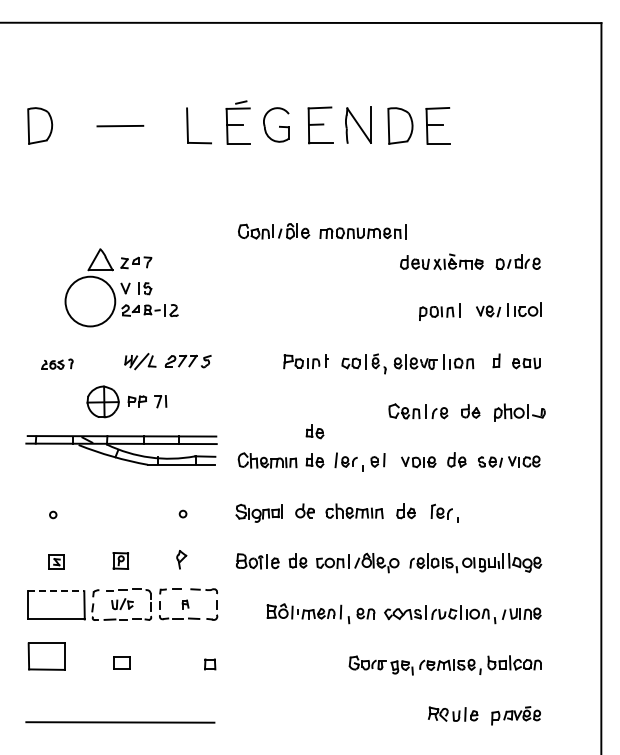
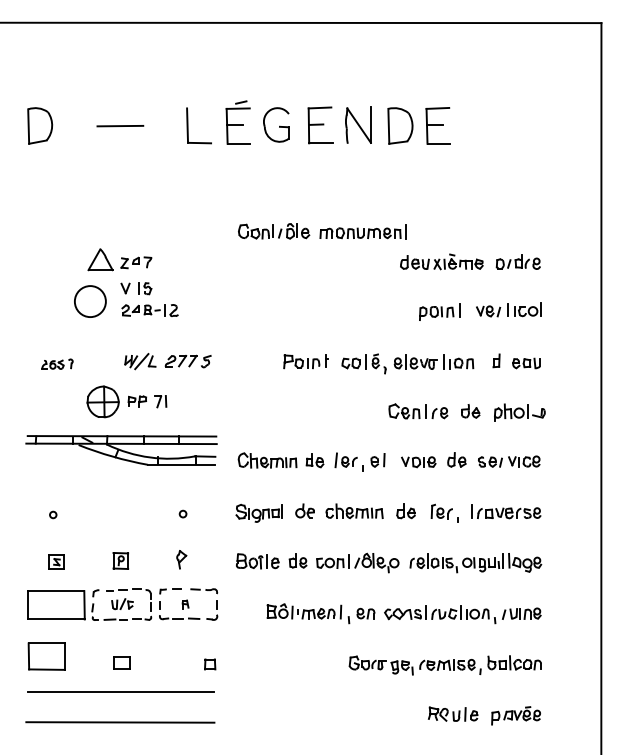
circle diameter: 50 px -> 31 px (89, 301)
part: present -> none (314, 431)
part: none -> present (506, 511)
line: dashed -> solid (56, 591)
line: none -> present (121, 692)
